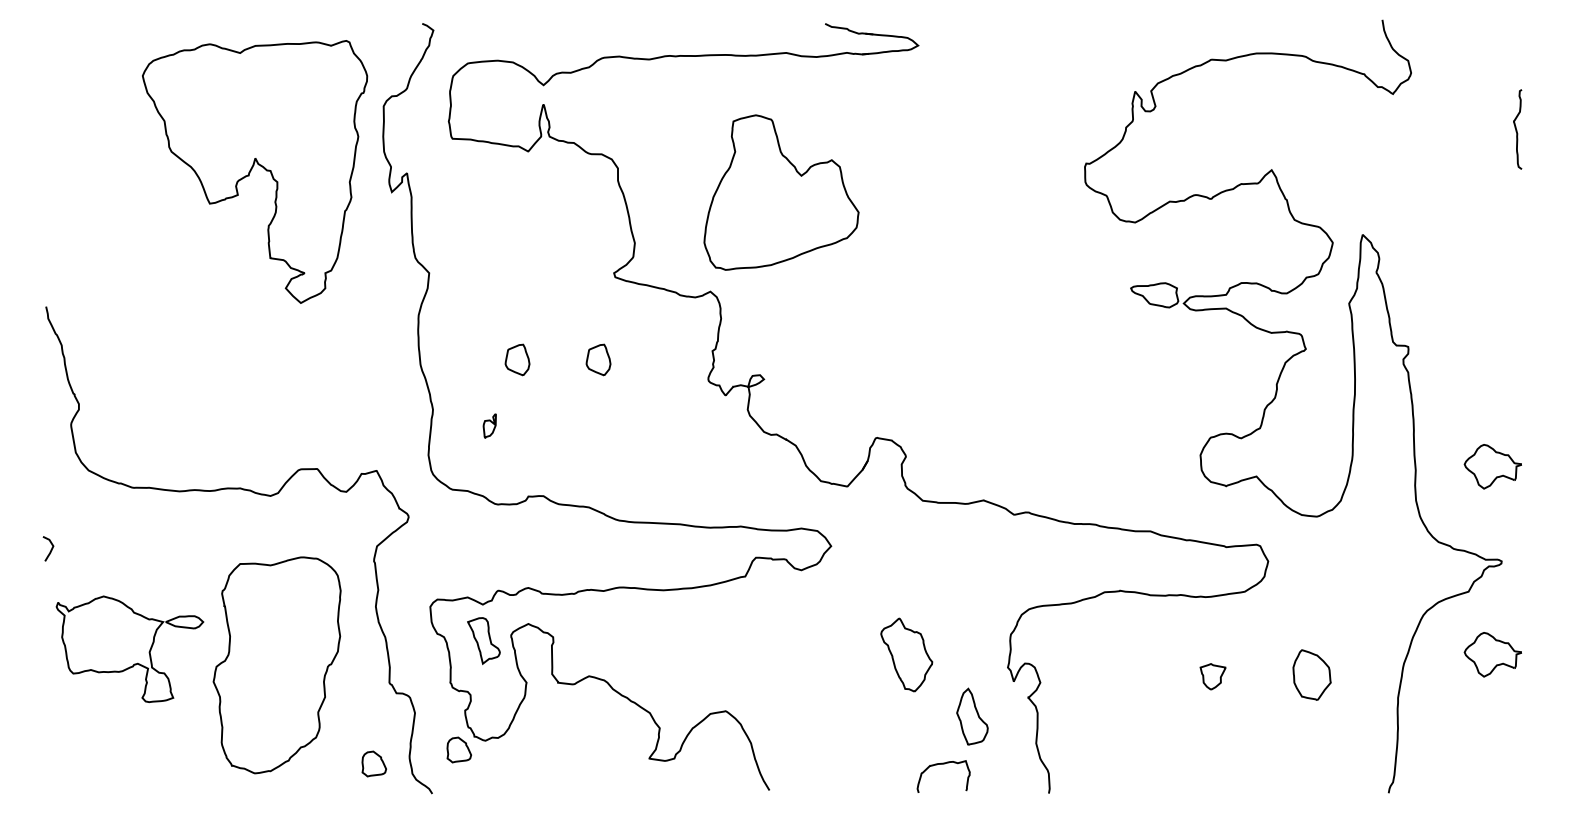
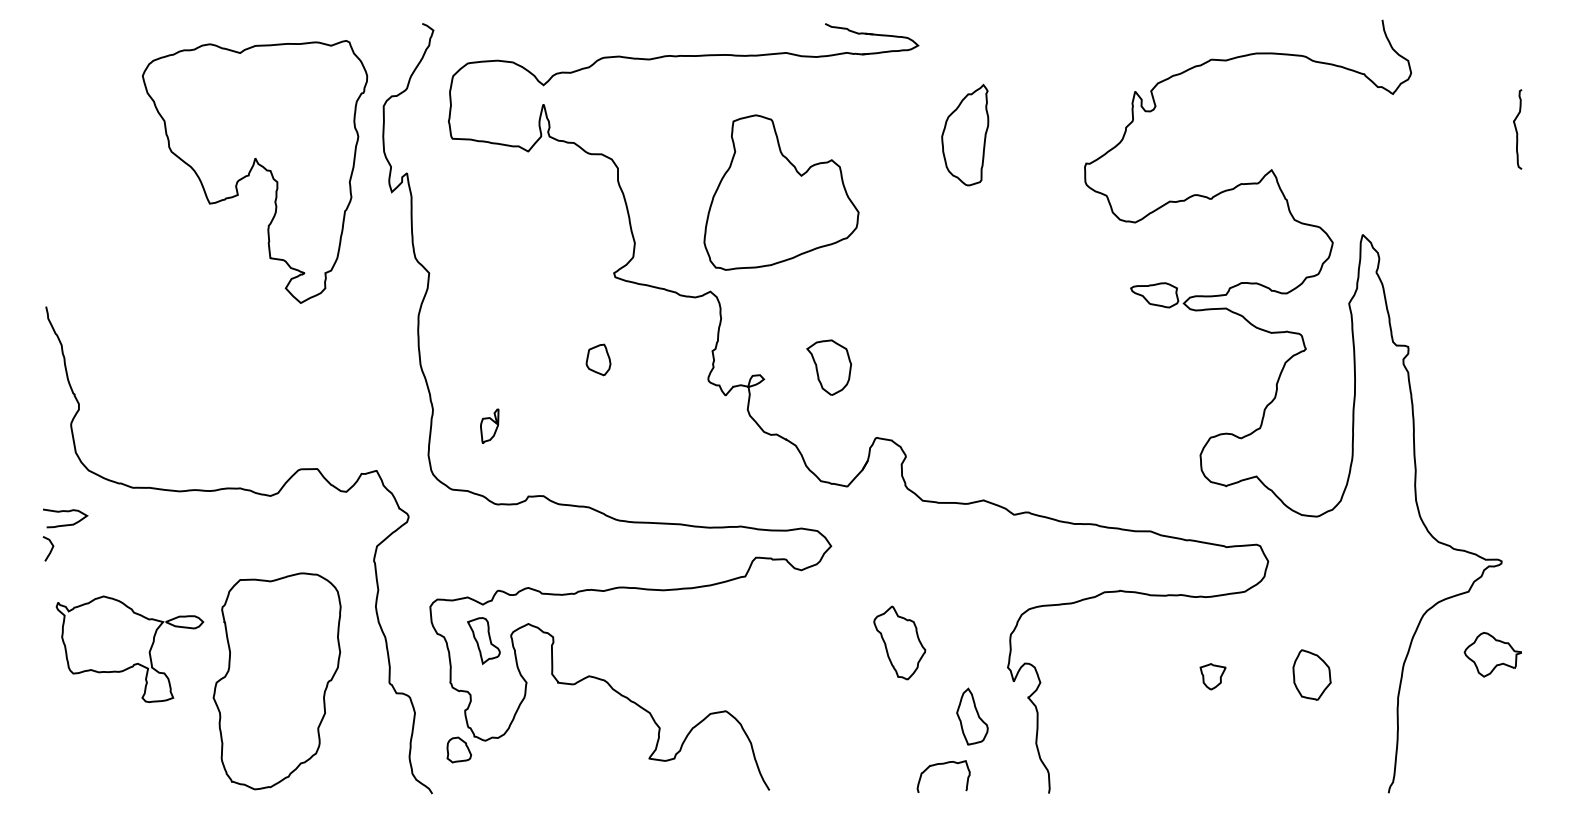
part: none -> present (965, 134)
part: present -> none (517, 359)
part: none -> present (828, 367)
part size: 15x26 px -> 20x36 px (489, 425)
part: present -> none (1492, 466)
curve: none -> present (65, 512)
part position: (906, 654) -> (899, 642) (899, 642)
part position: (276, 665) -> (276, 681) (276, 681)
part: present -> none (373, 763)
